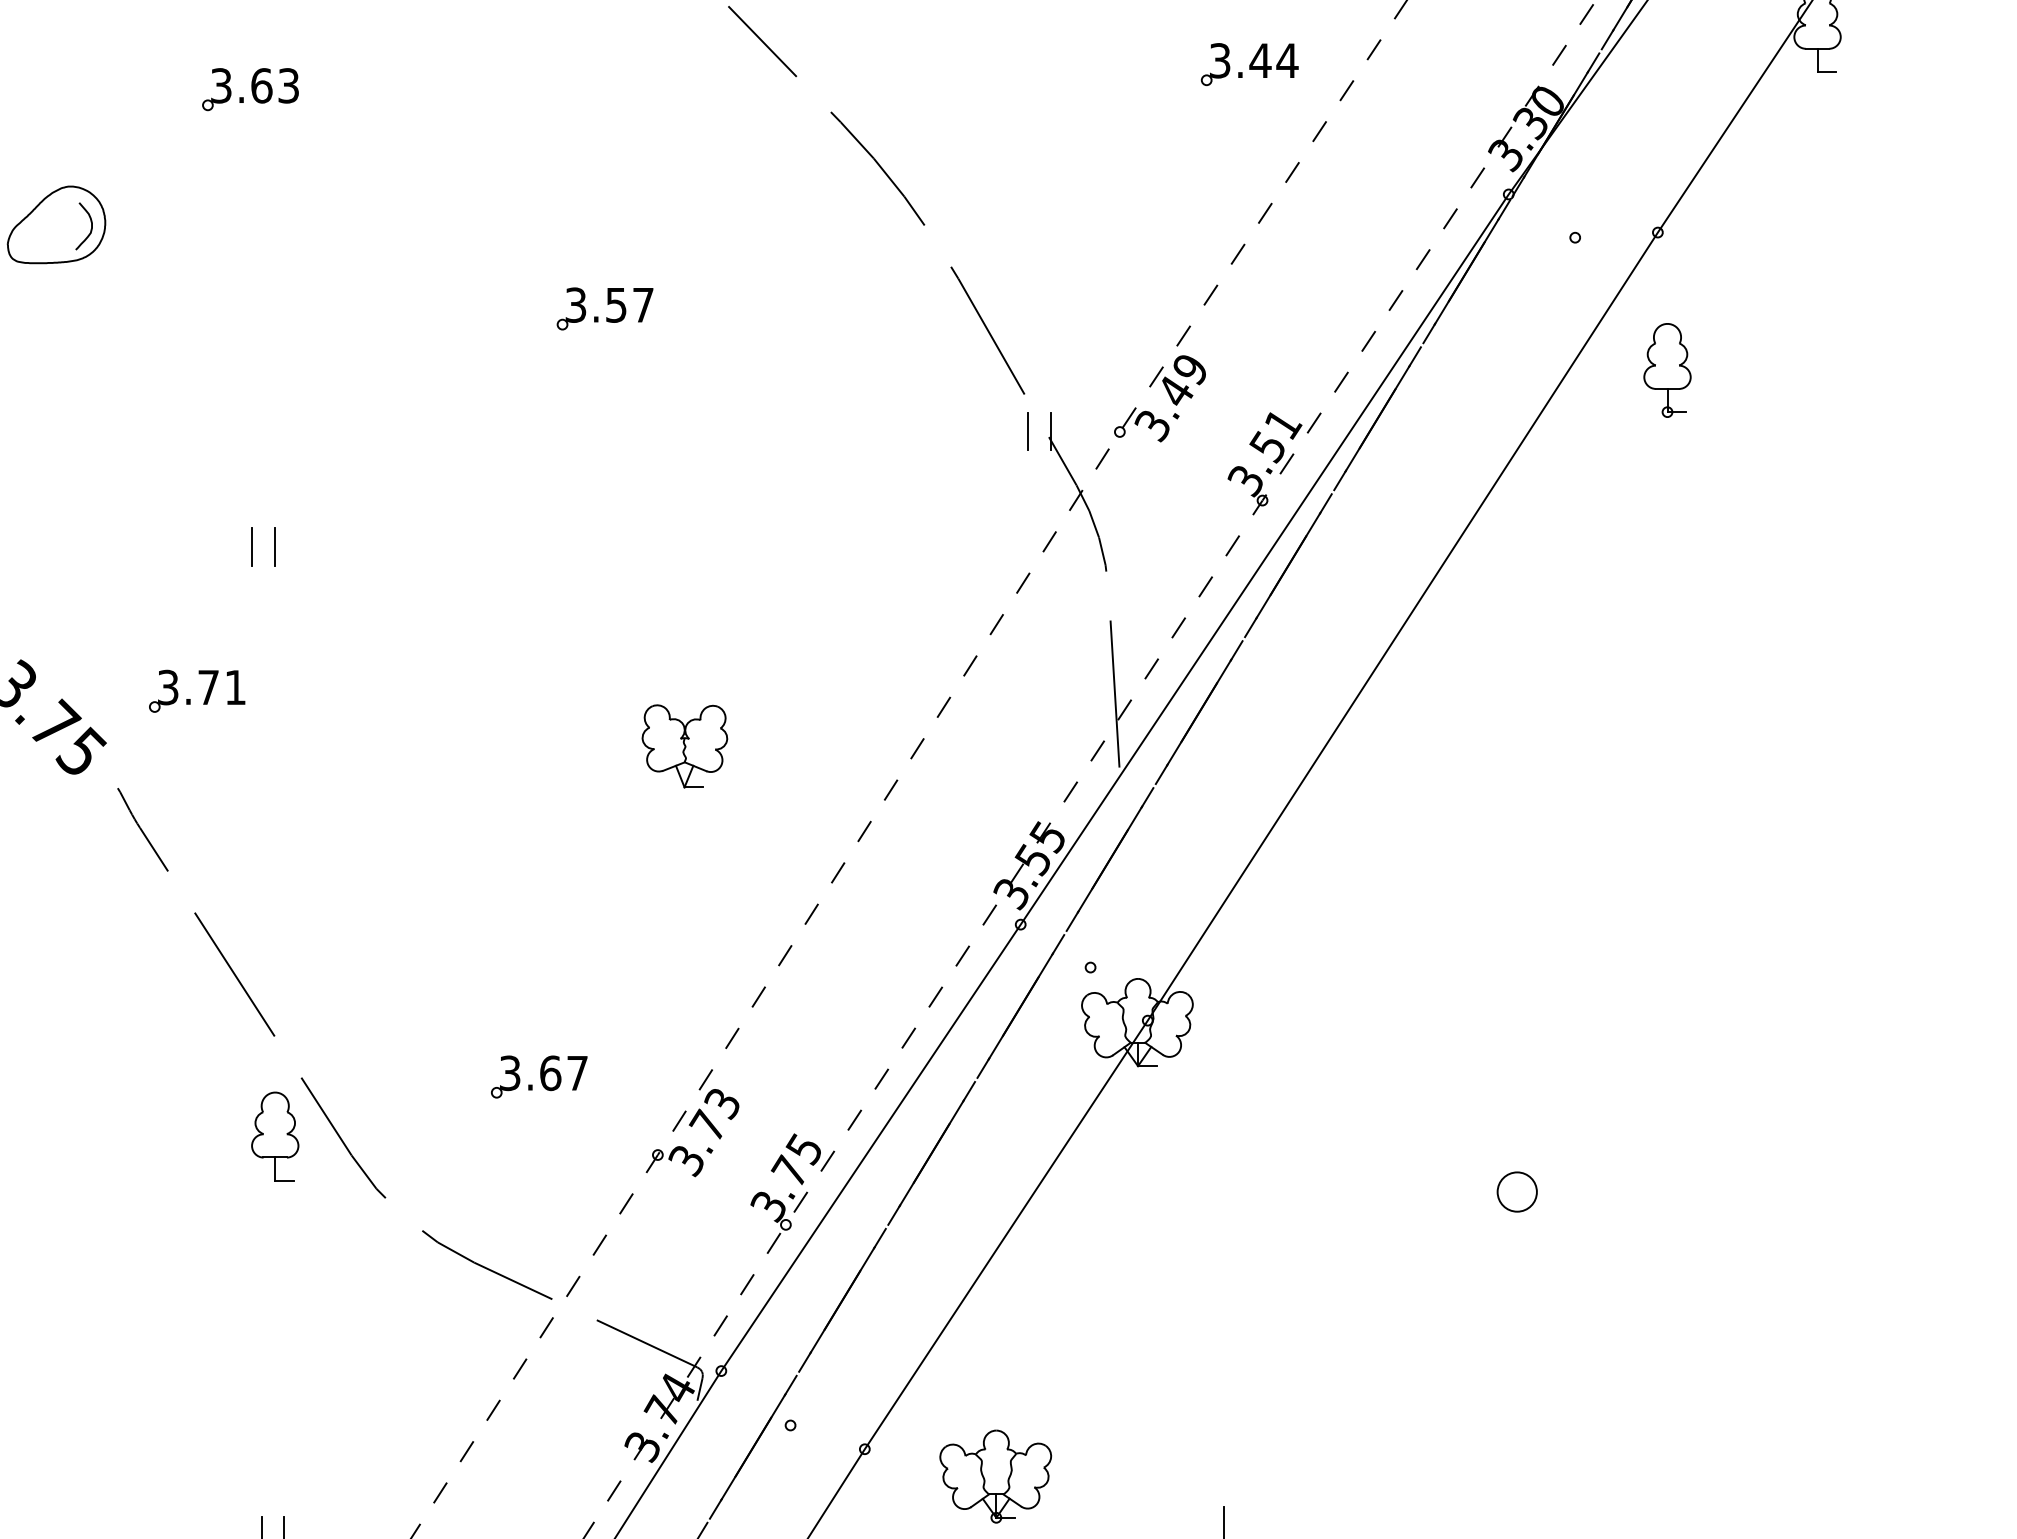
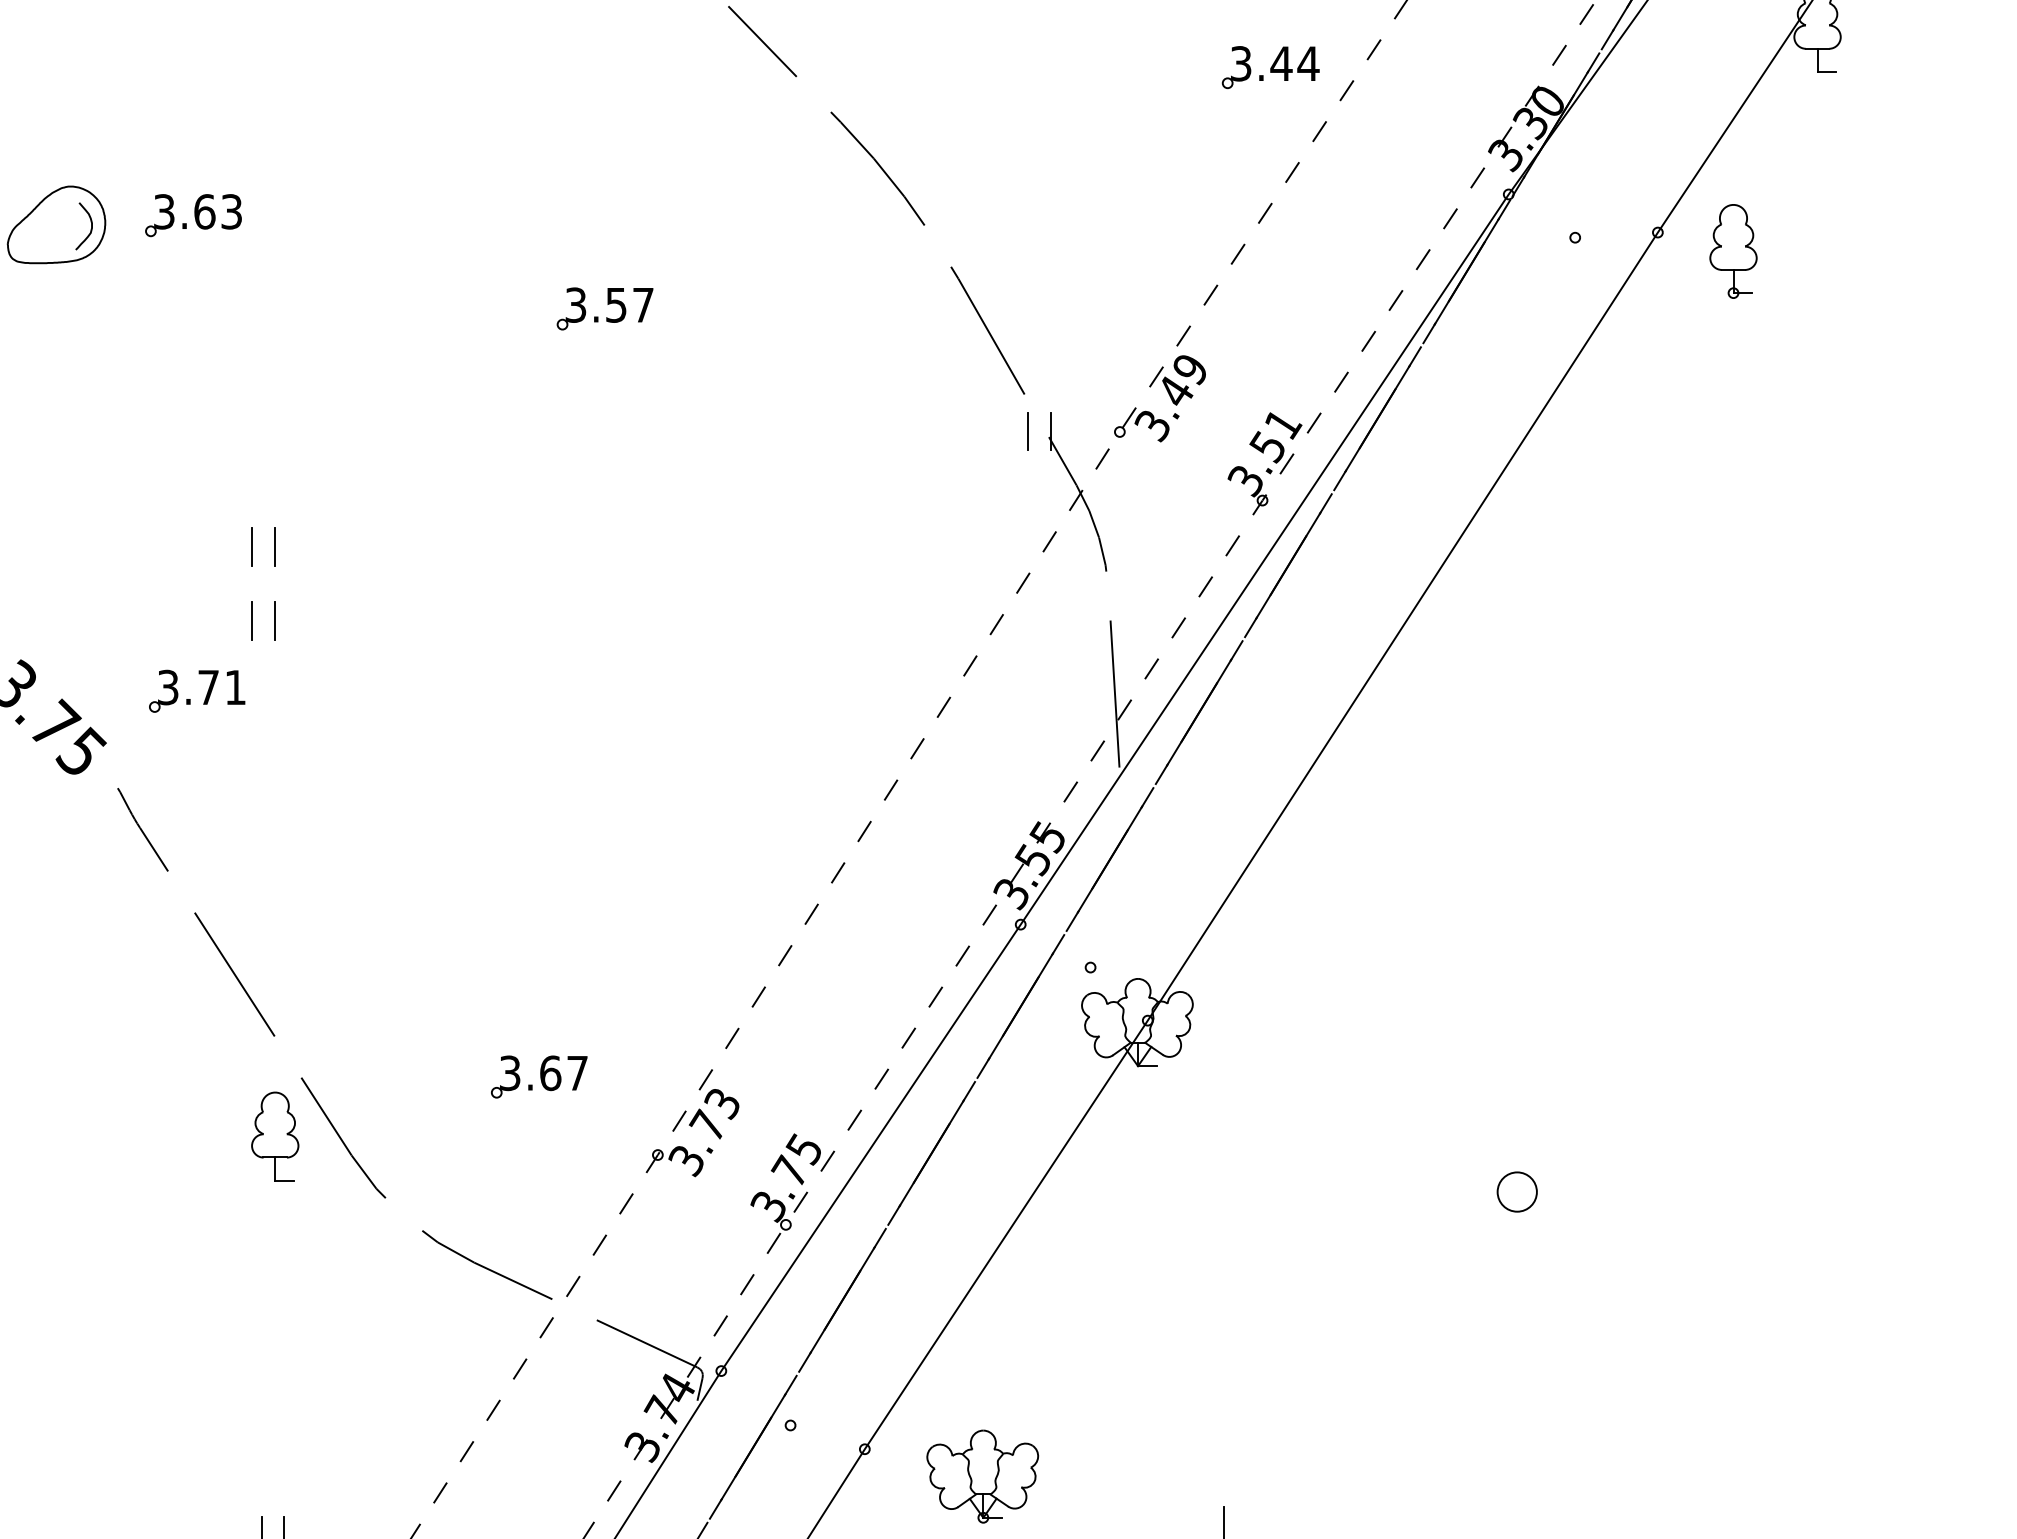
part position: (1249, 64) -> (1270, 67) (1270, 67)
part position: (250, 89) -> (193, 215) (193, 215)
part position: (1667, 370) -> (1733, 251) (1733, 251)
part: none -> present (252, 620)
part: present -> none (684, 746)
part position: (995, 1476) -> (982, 1476) (982, 1476)
